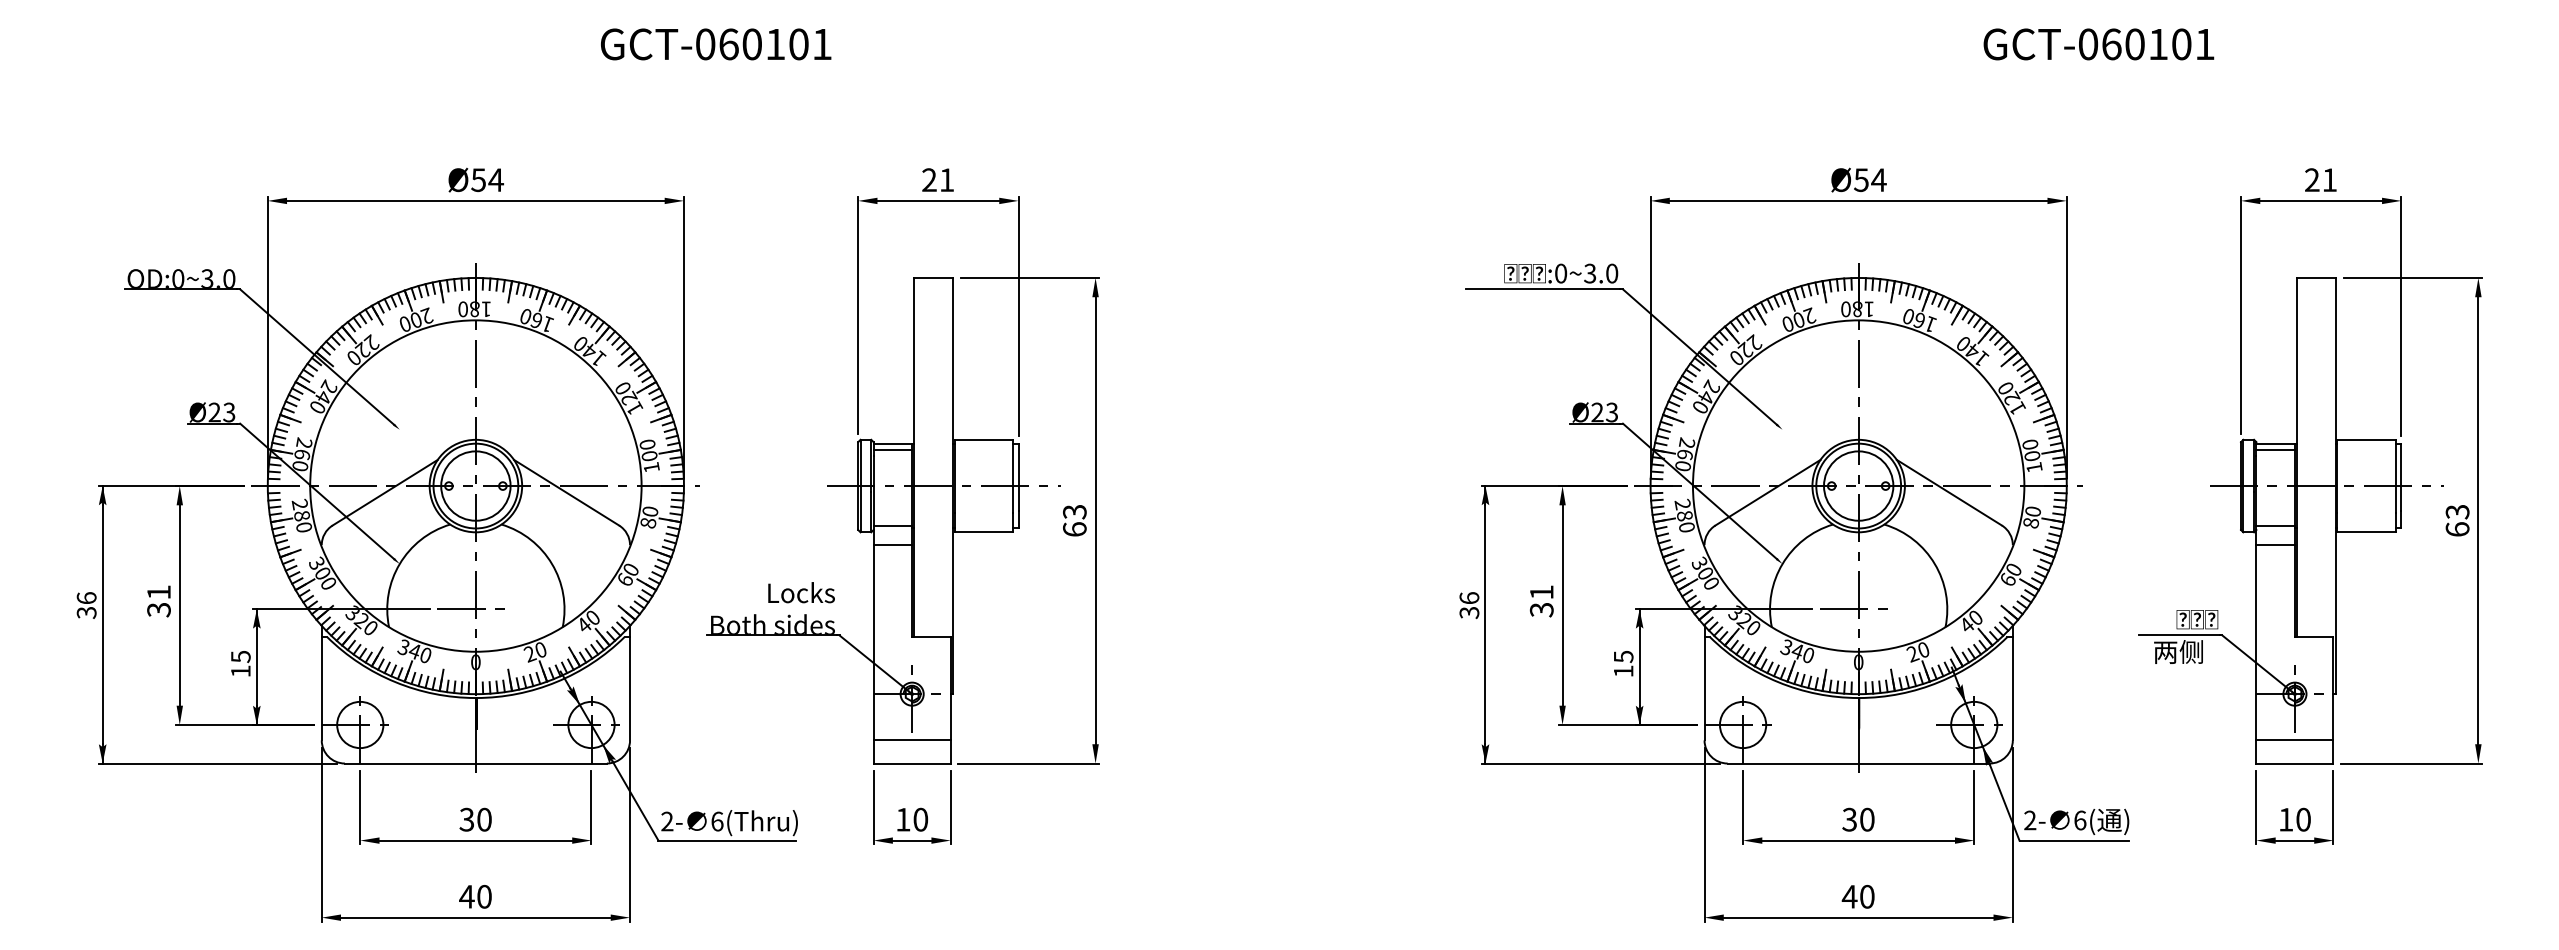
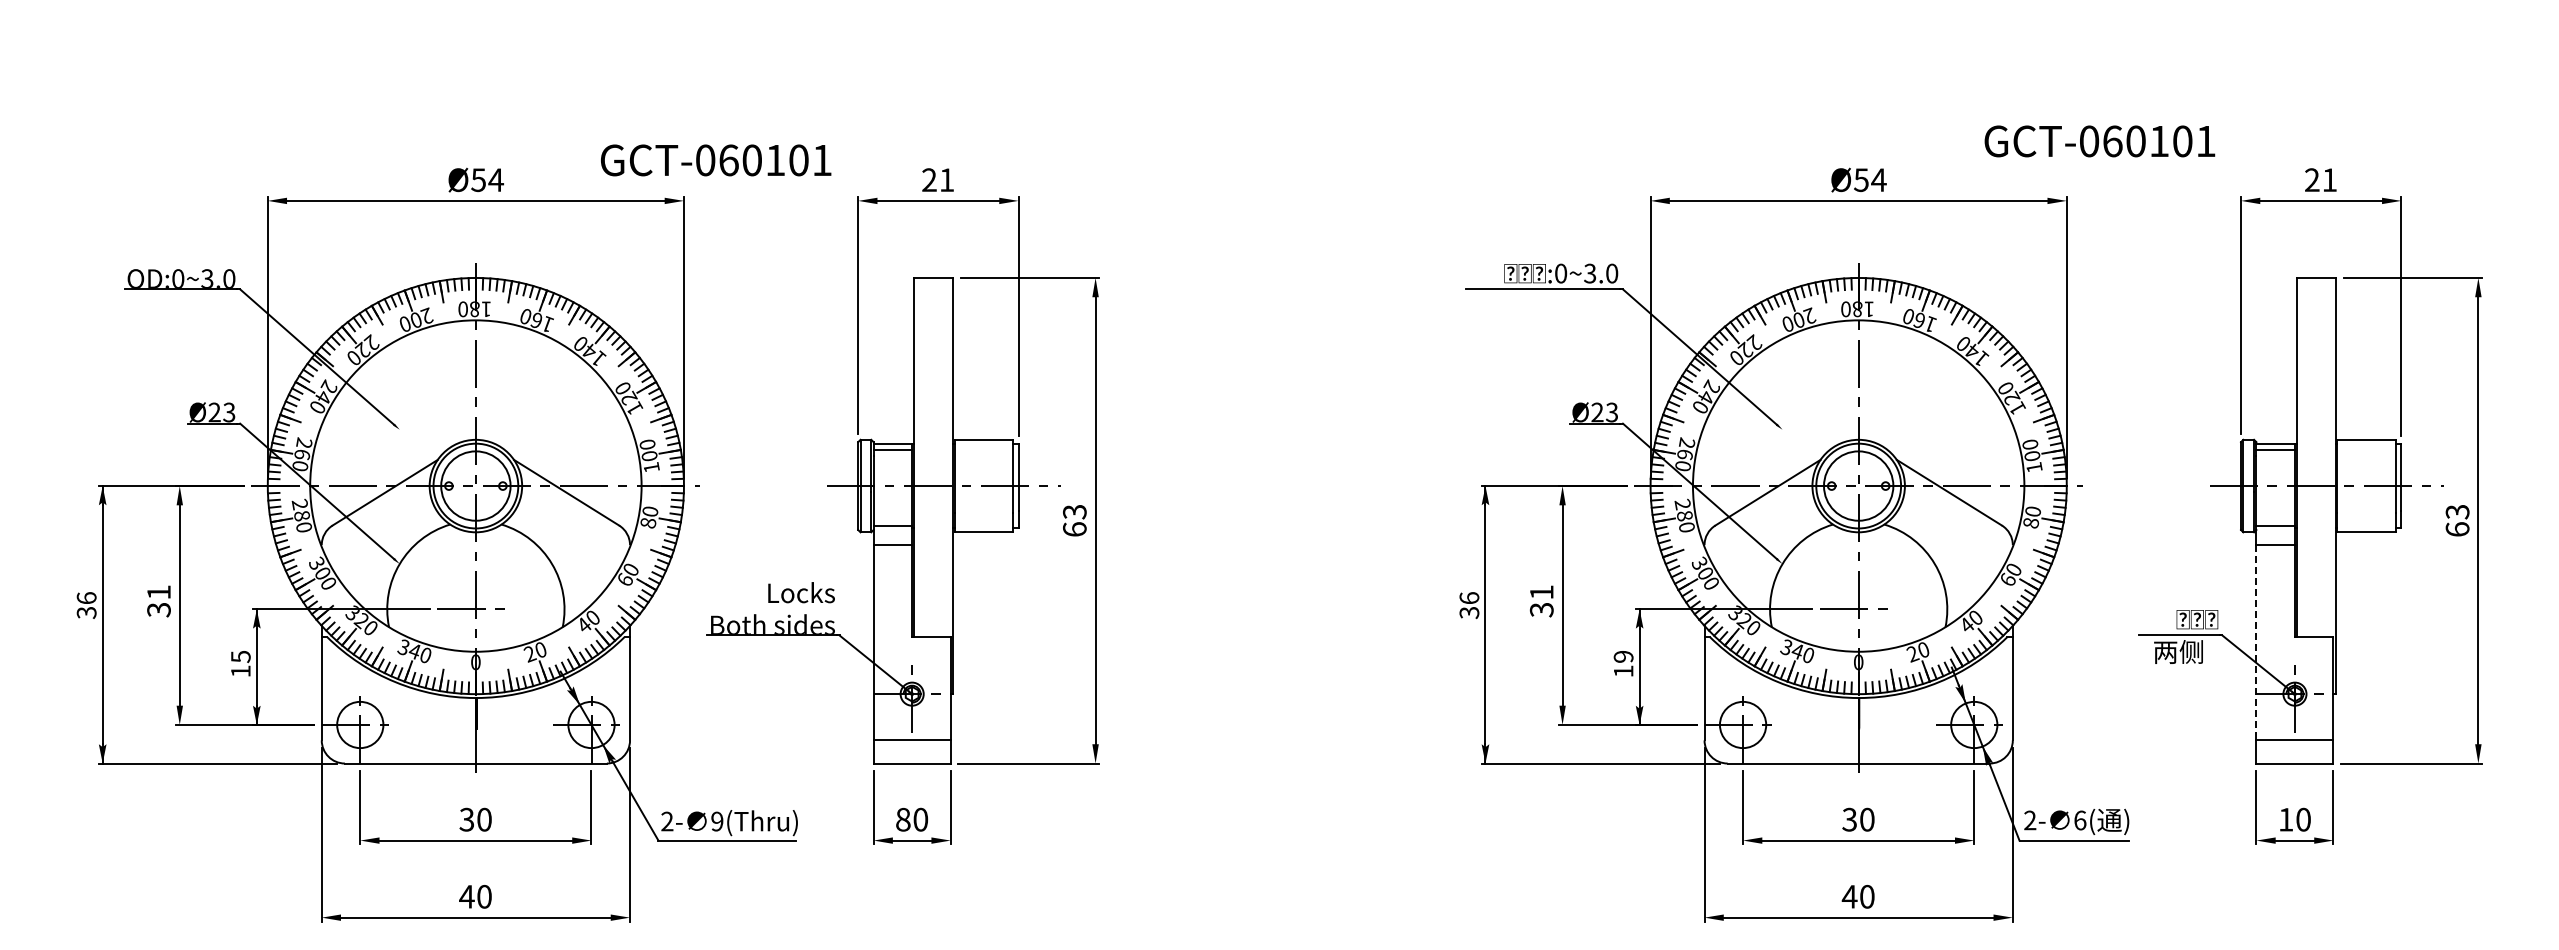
text position: (716, 44) -> (716, 160) (716, 160)
text position: (2098, 44) -> (2099, 141) (2099, 141)
line: solid -> dashed (2256, 642)
text: 15 -> 19 (1623, 657)
text: 10 -> 80 (903, 819)
text: 6(Thru) -> 9(Thru) (717, 821)
